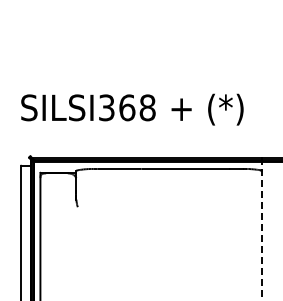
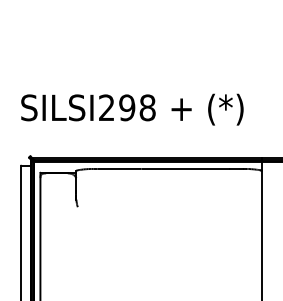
text: SILSI368 -> SILSI298 (117, 107)
line: dashed -> solid (261, 229)
